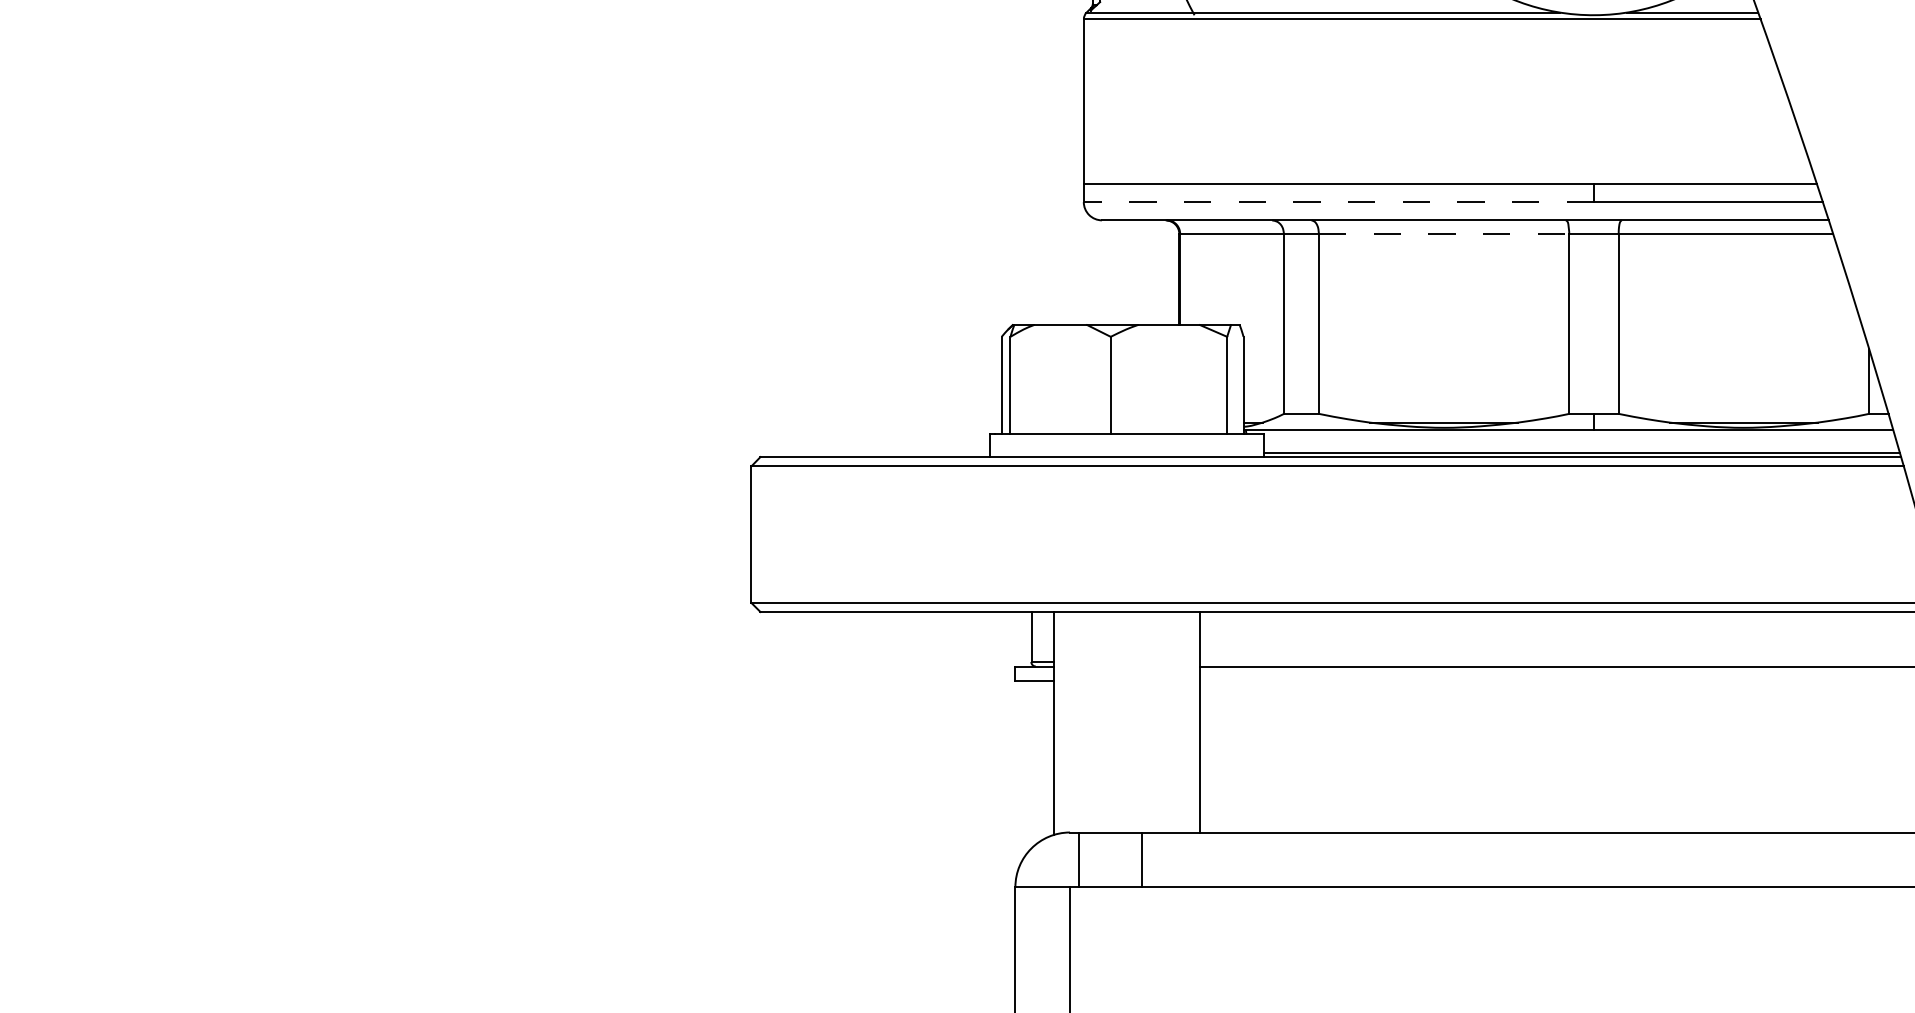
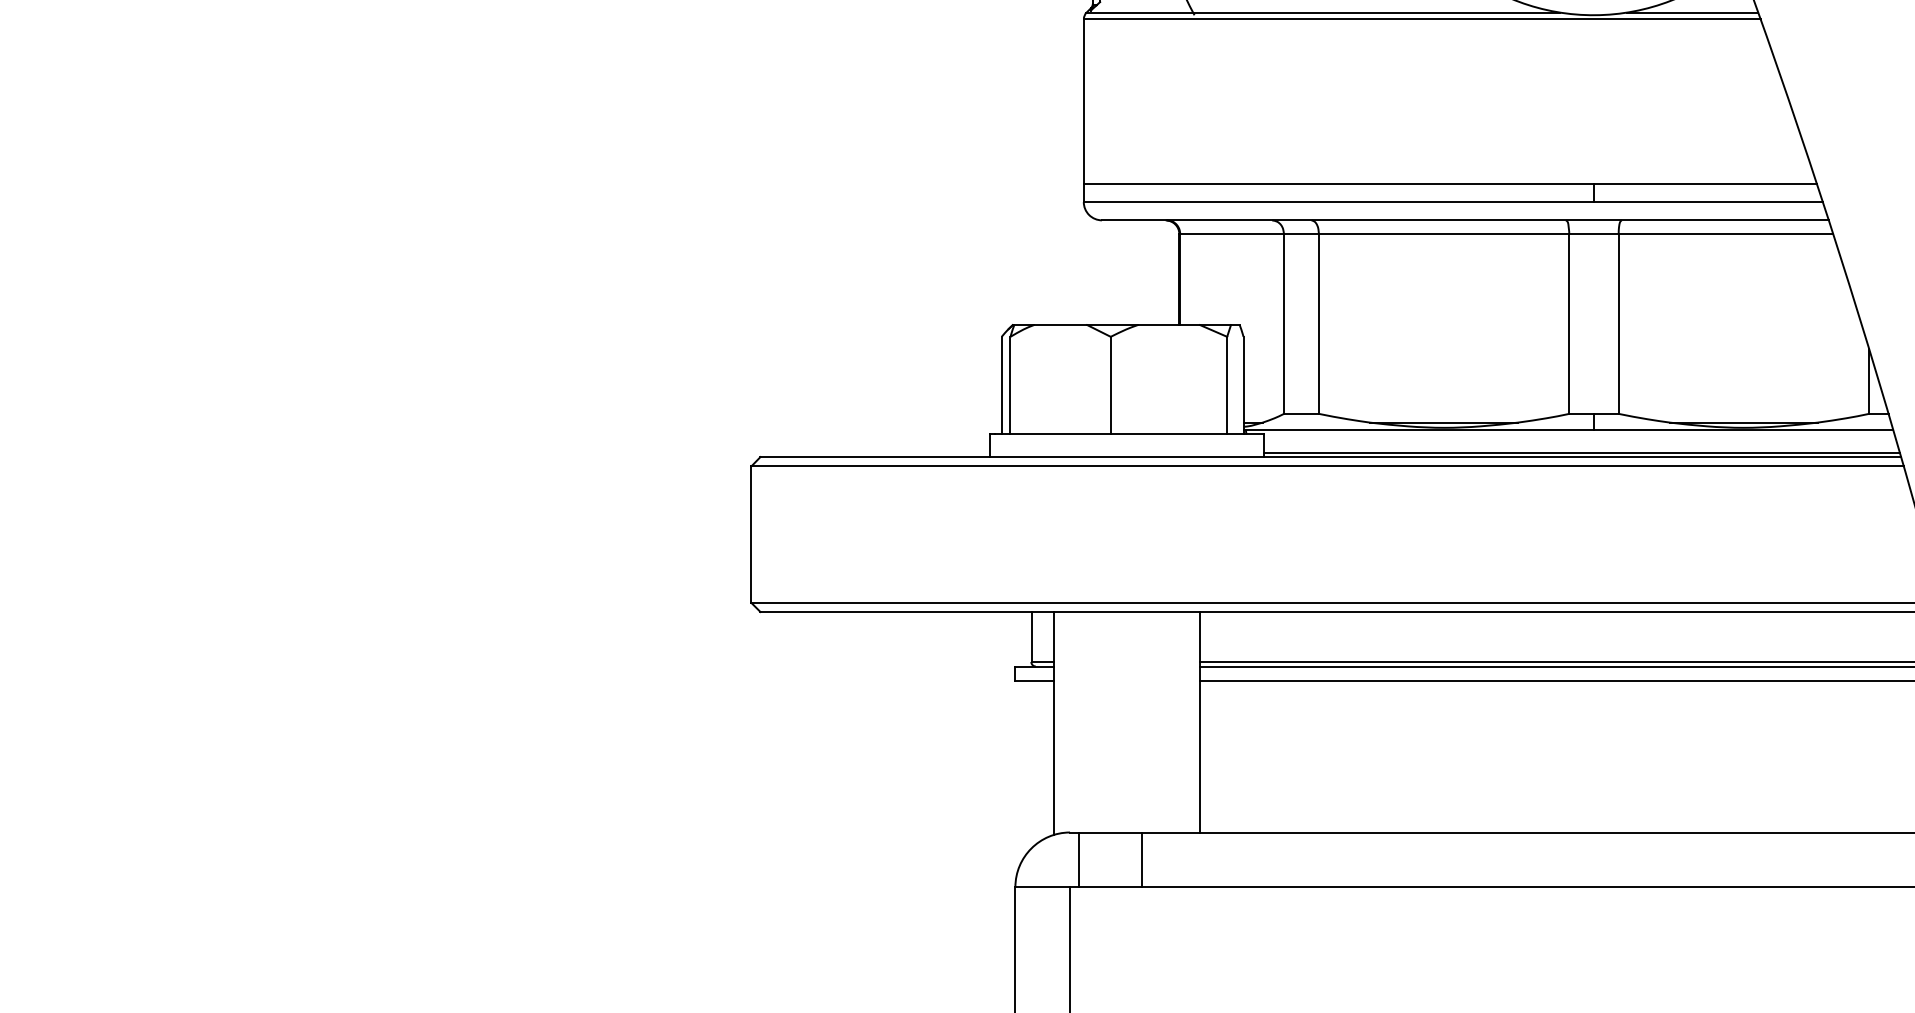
line: dashed -> solid (1338, 202)
line: dashed -> solid (1444, 234)
line: none -> present (1555, 662)
line: none -> present (1555, 681)
